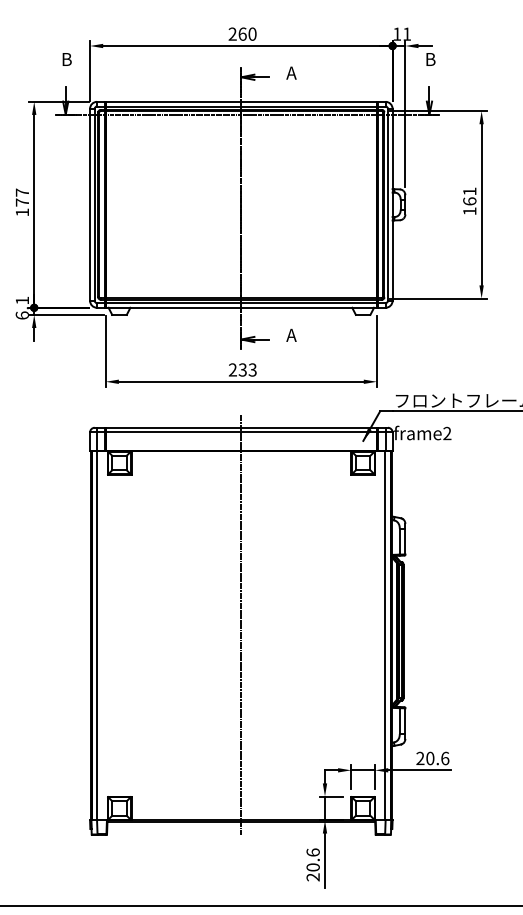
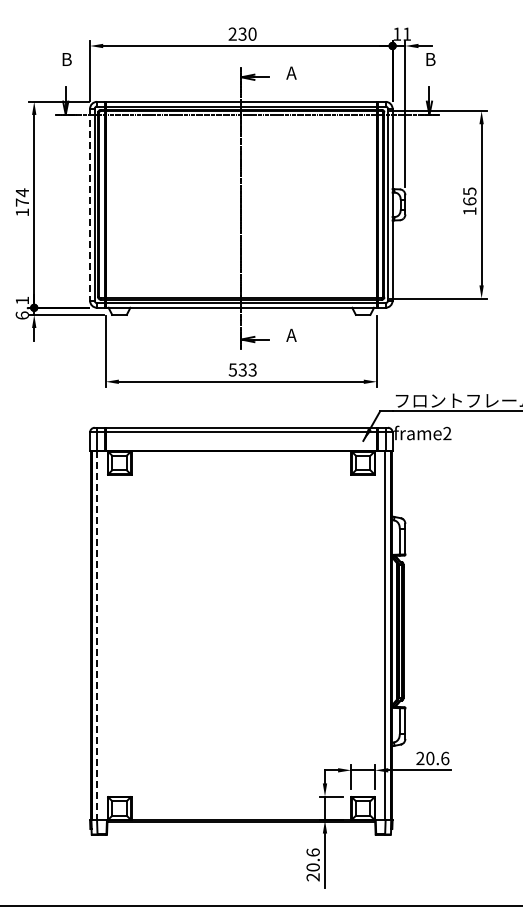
text: 260 -> 230 (242, 33)
text: 161 -> 165 (469, 191)
text: 177 -> 174 (21, 192)
line: solid -> dashed (90, 204)
text: 233 -> 533 (232, 369)
line: present -> none (241, 624)
line: solid -> dashed (97, 635)
